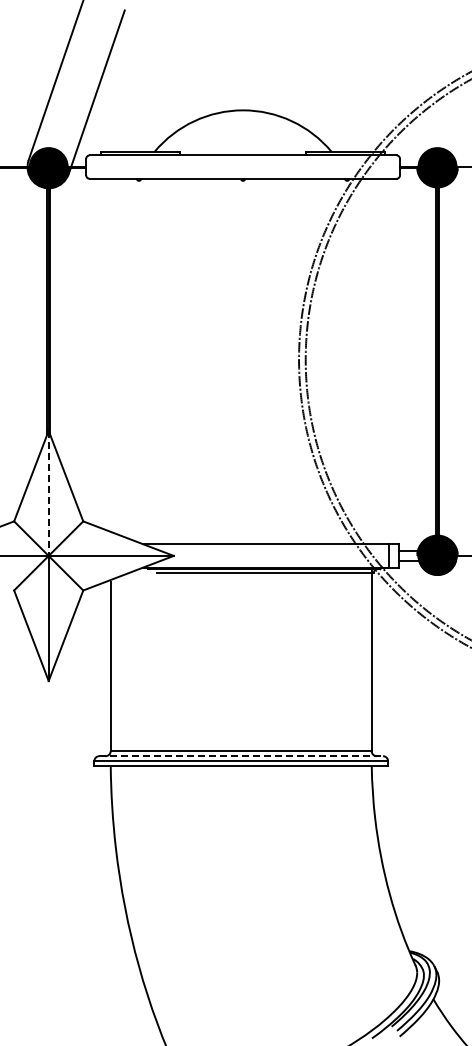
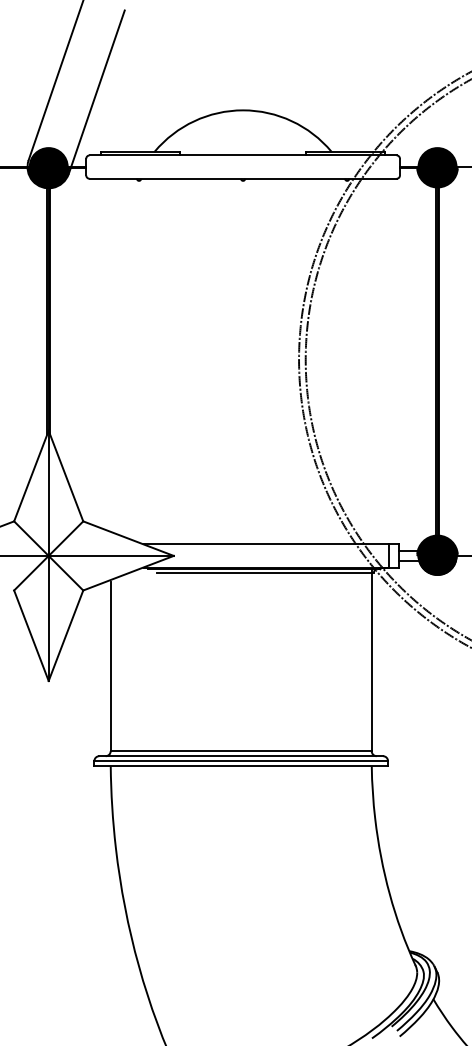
line: dashed -> solid (48, 493)
line: dashed -> solid (241, 756)
